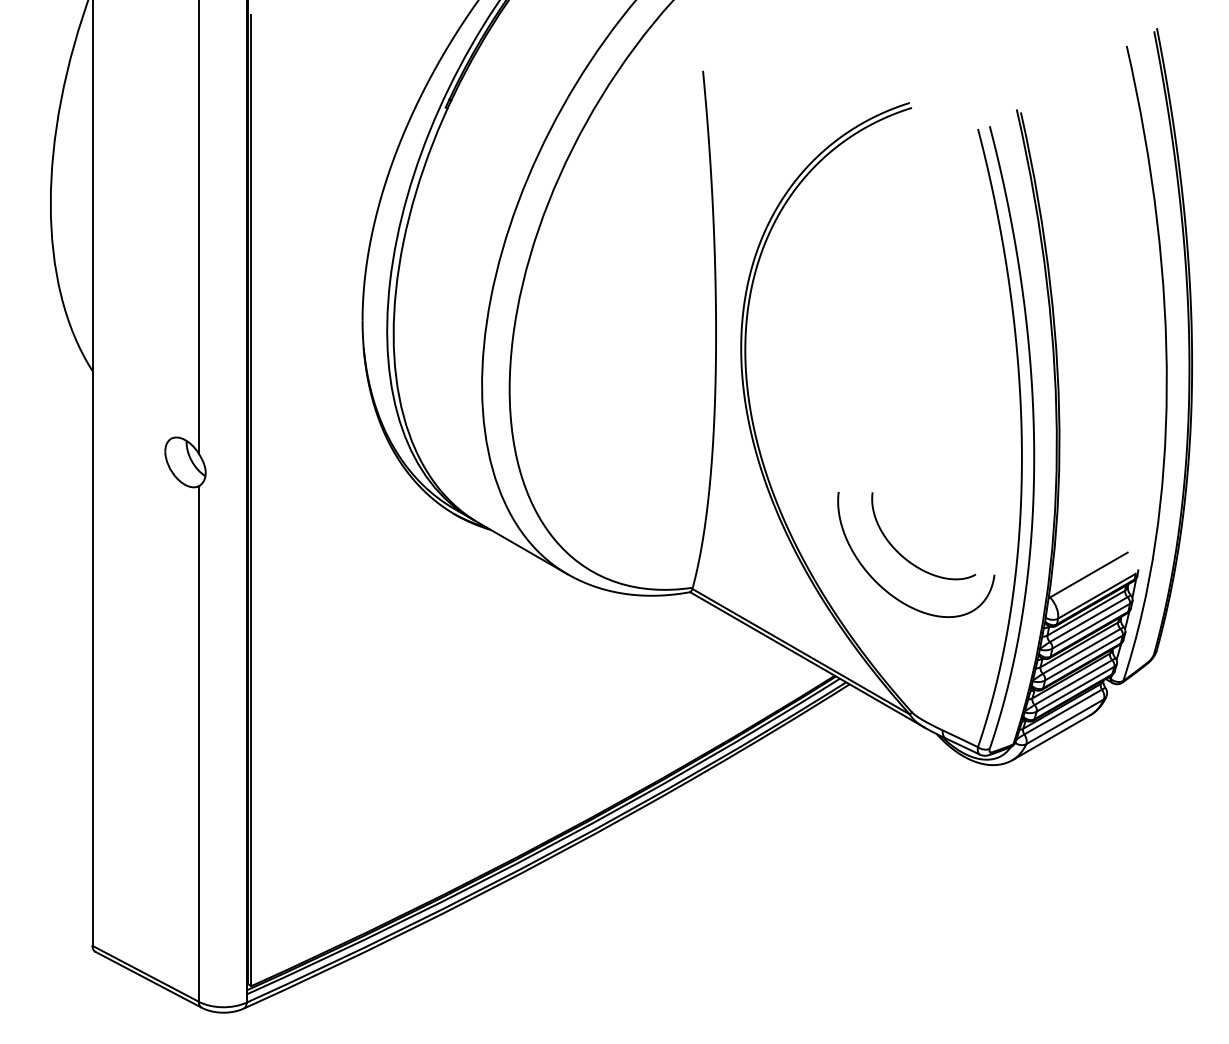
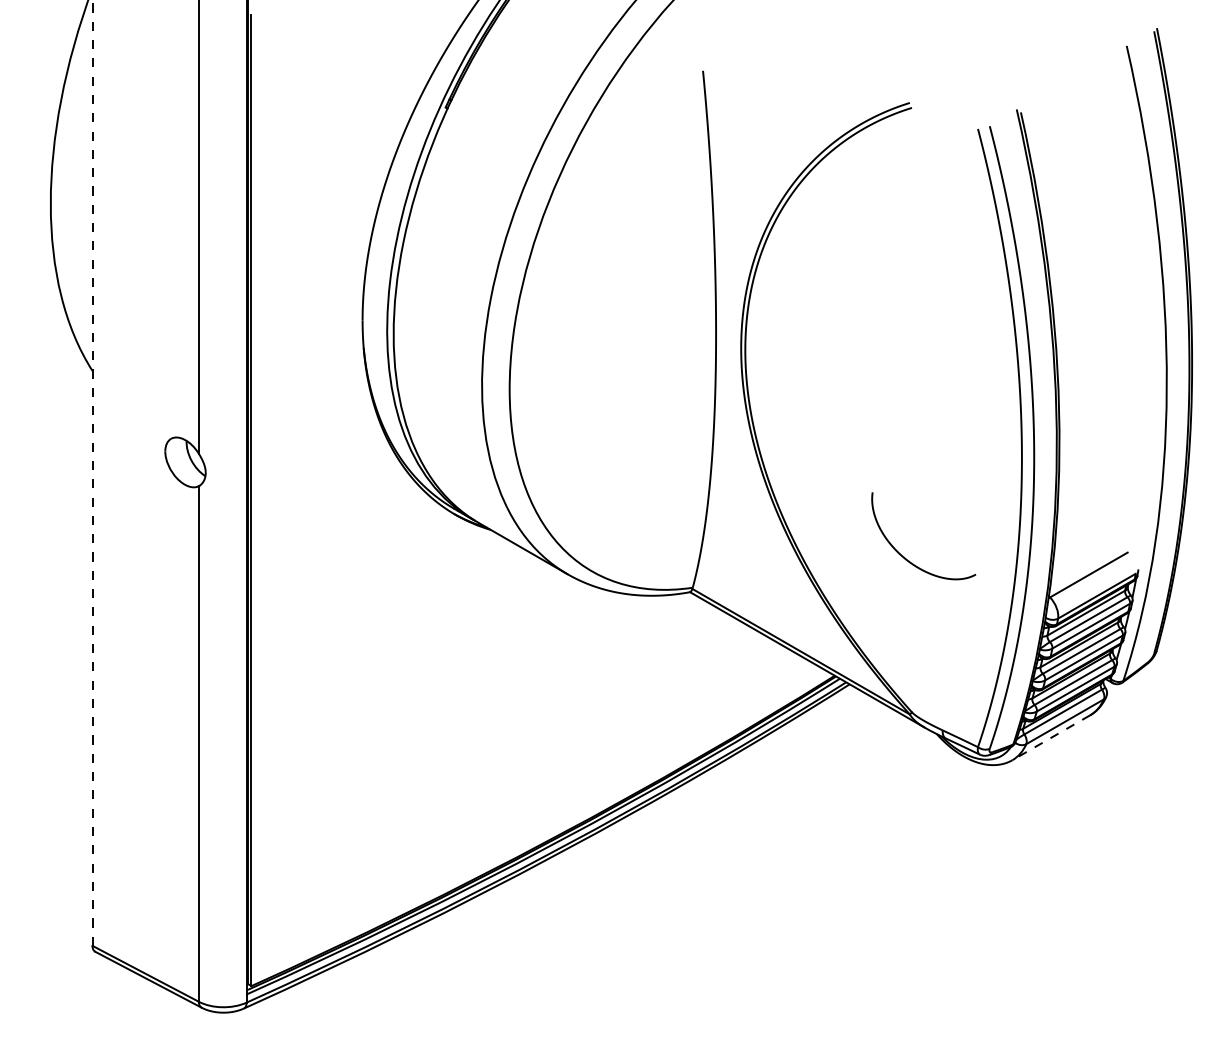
line: solid -> dashed (92, 472)
curve: present -> none (887, 590)
line: solid -> dashed (1051, 737)
